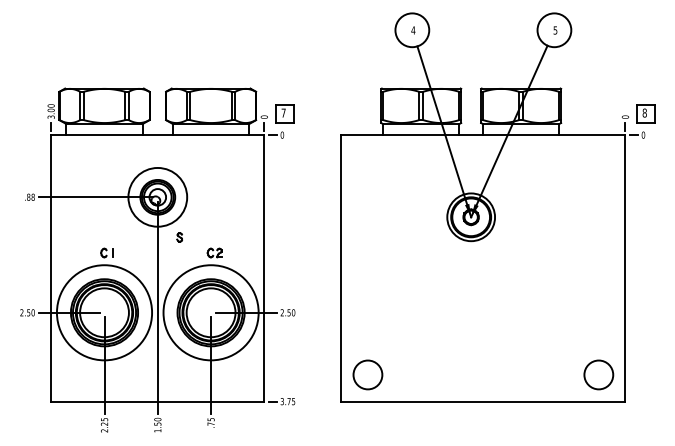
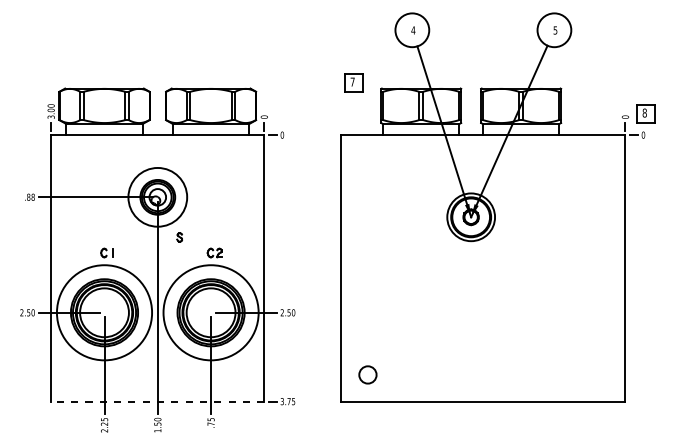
part position: (284, 113) -> (353, 82) (353, 82)
circle diameter: 29 px -> 17 px (367, 374)
circle: present -> none (598, 374)
line: solid -> dashed (157, 401)
